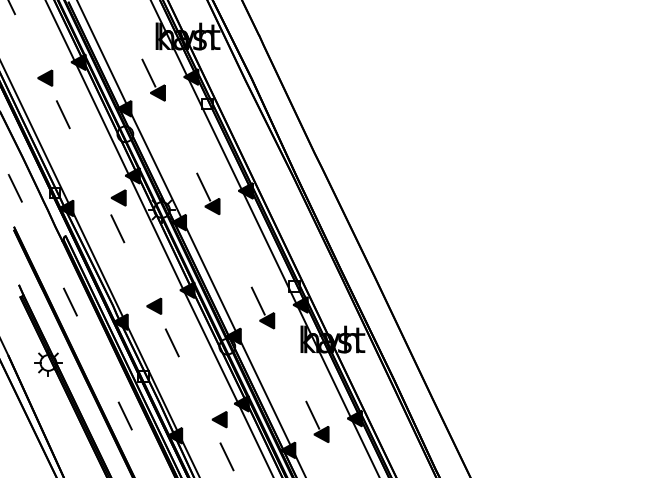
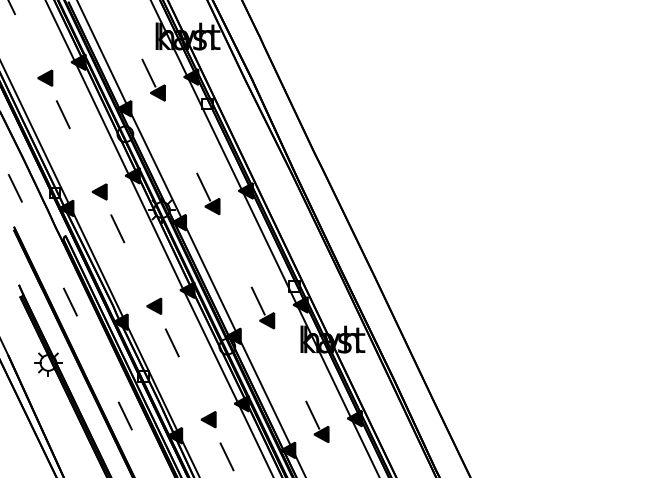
part position: (118, 197) -> (99, 191) (99, 191)
part position: (219, 419) -> (208, 419) (208, 419)
